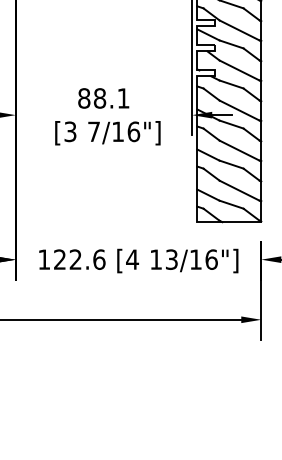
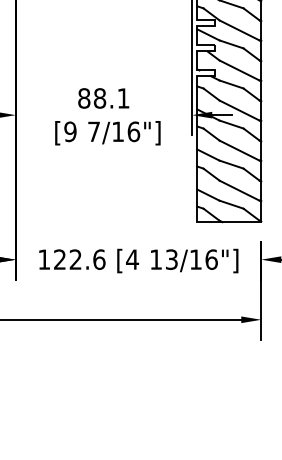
text: [3 -> [9 (70, 131)
